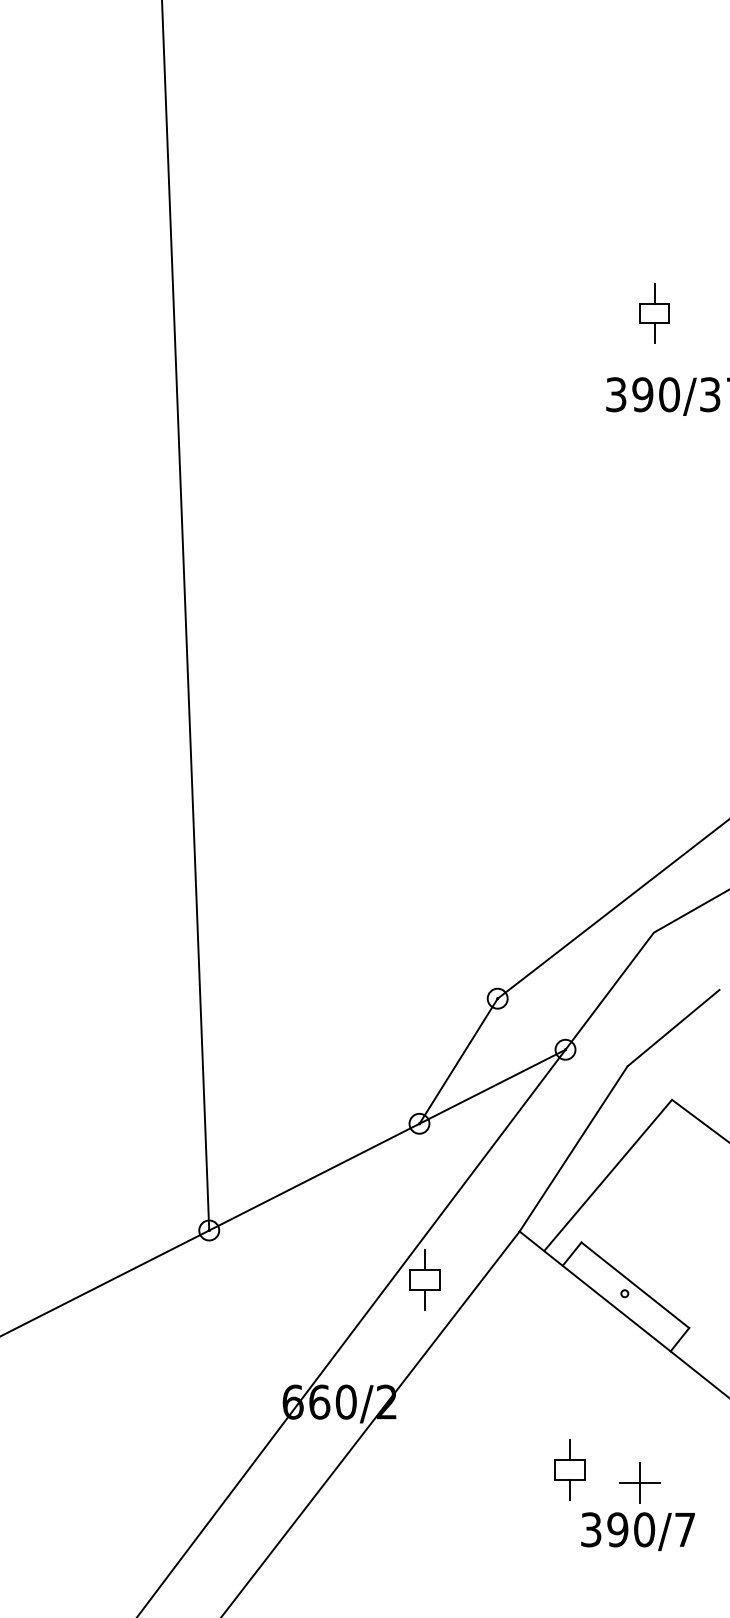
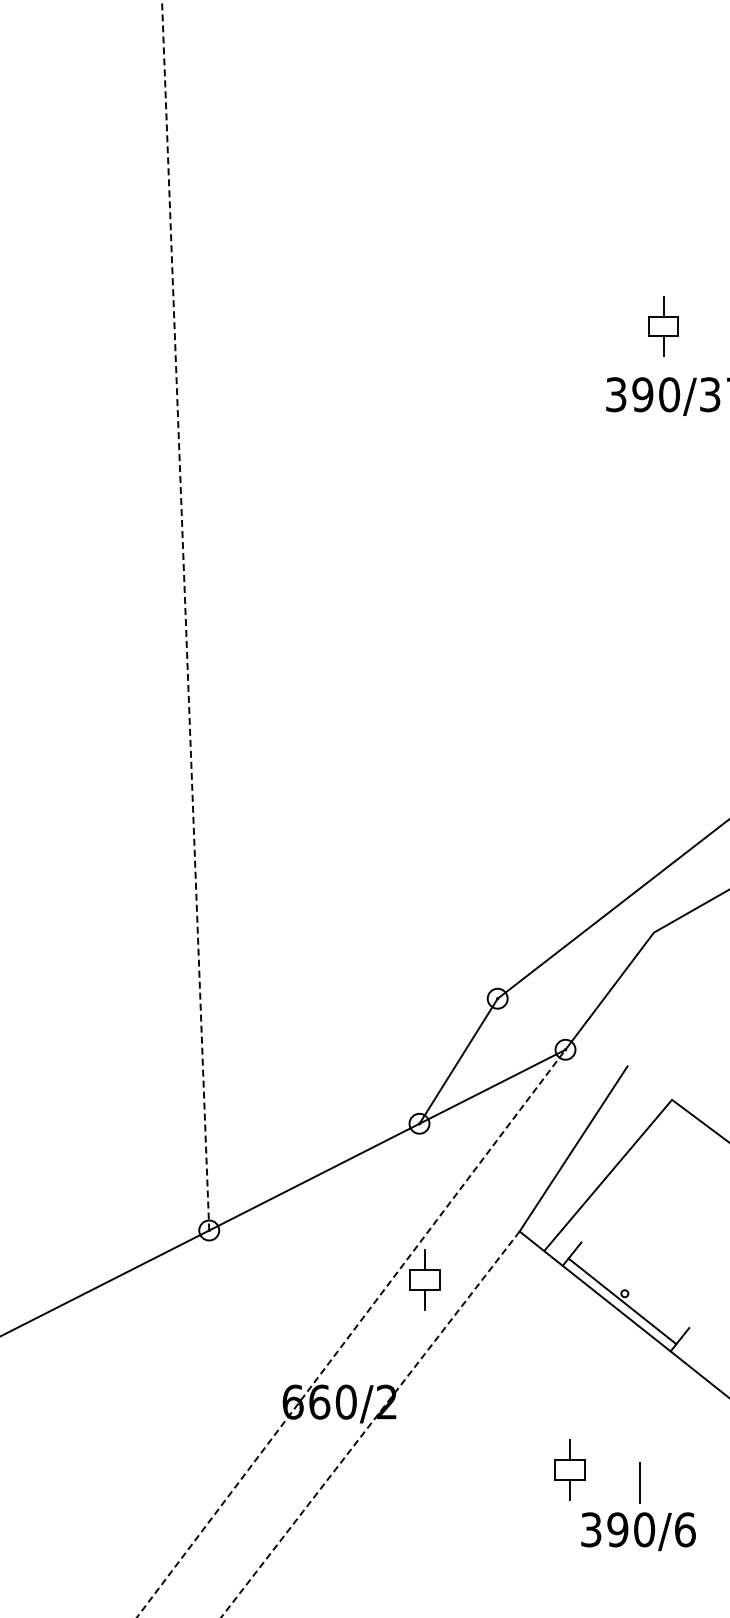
part position: (654, 313) -> (663, 326) (663, 326)
line: solid -> dashed (185, 615)
line: present -> none (673, 1027)
line position: (635, 1285) -> (622, 1301) (622, 1301)
line: solid -> dashed (351, 1333)
line: solid -> dashed (370, 1425)
line: present -> none (640, 1482)
text: 390/7 -> 390/6 (685, 1529)
